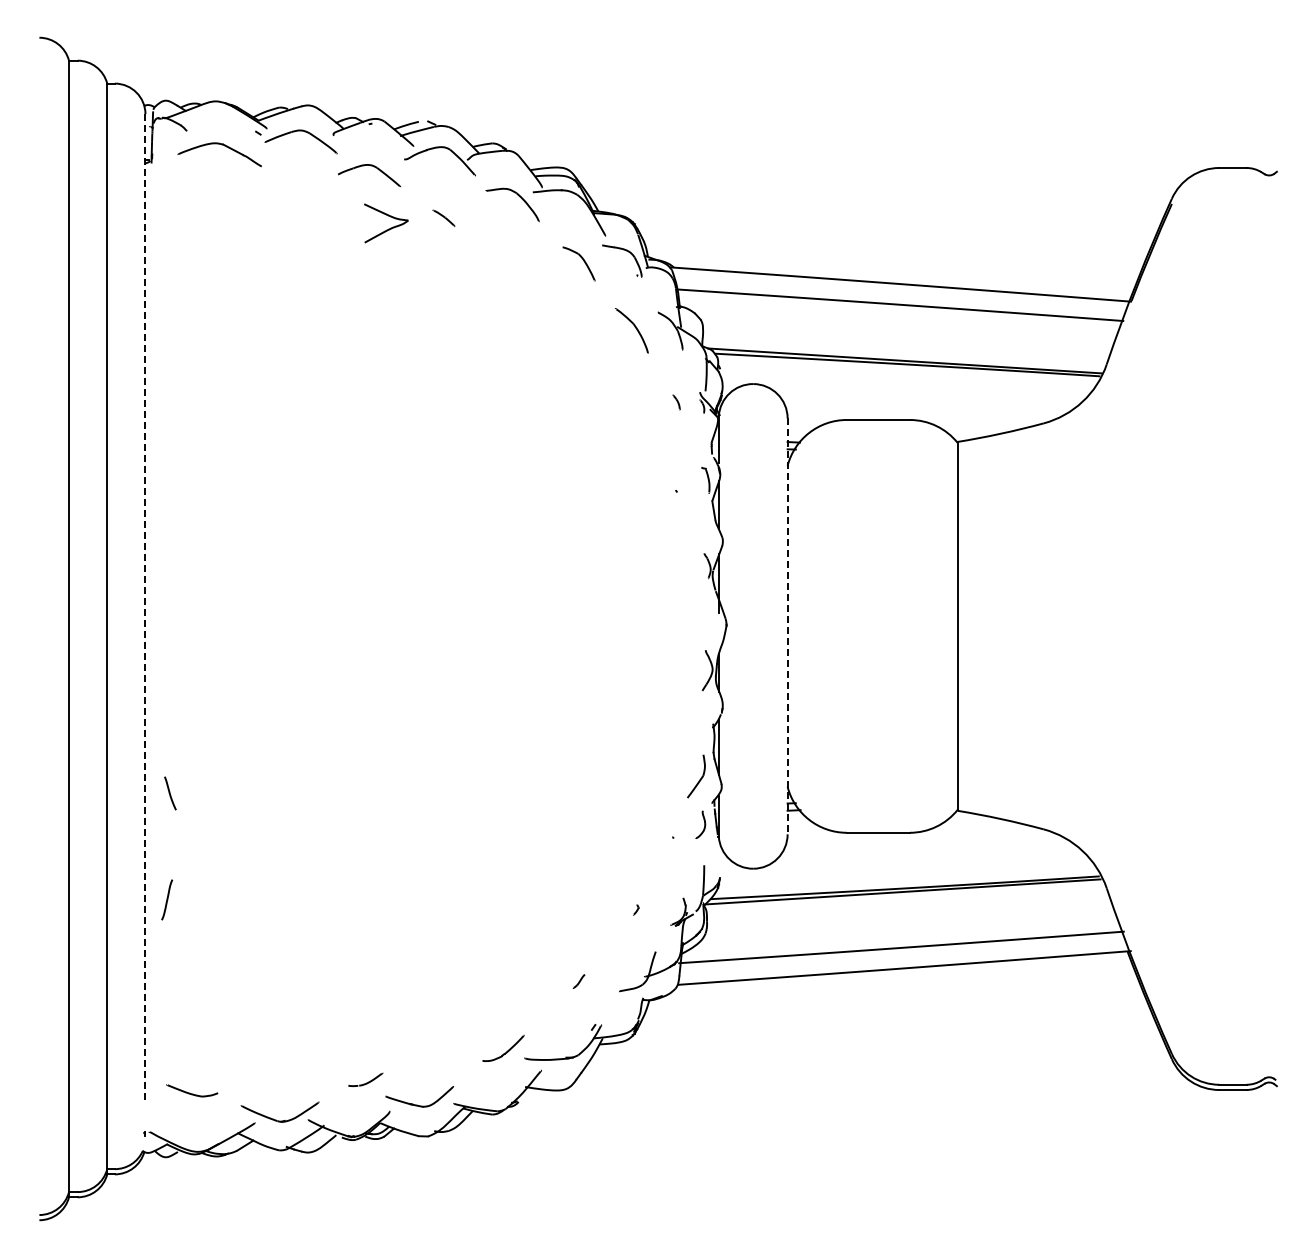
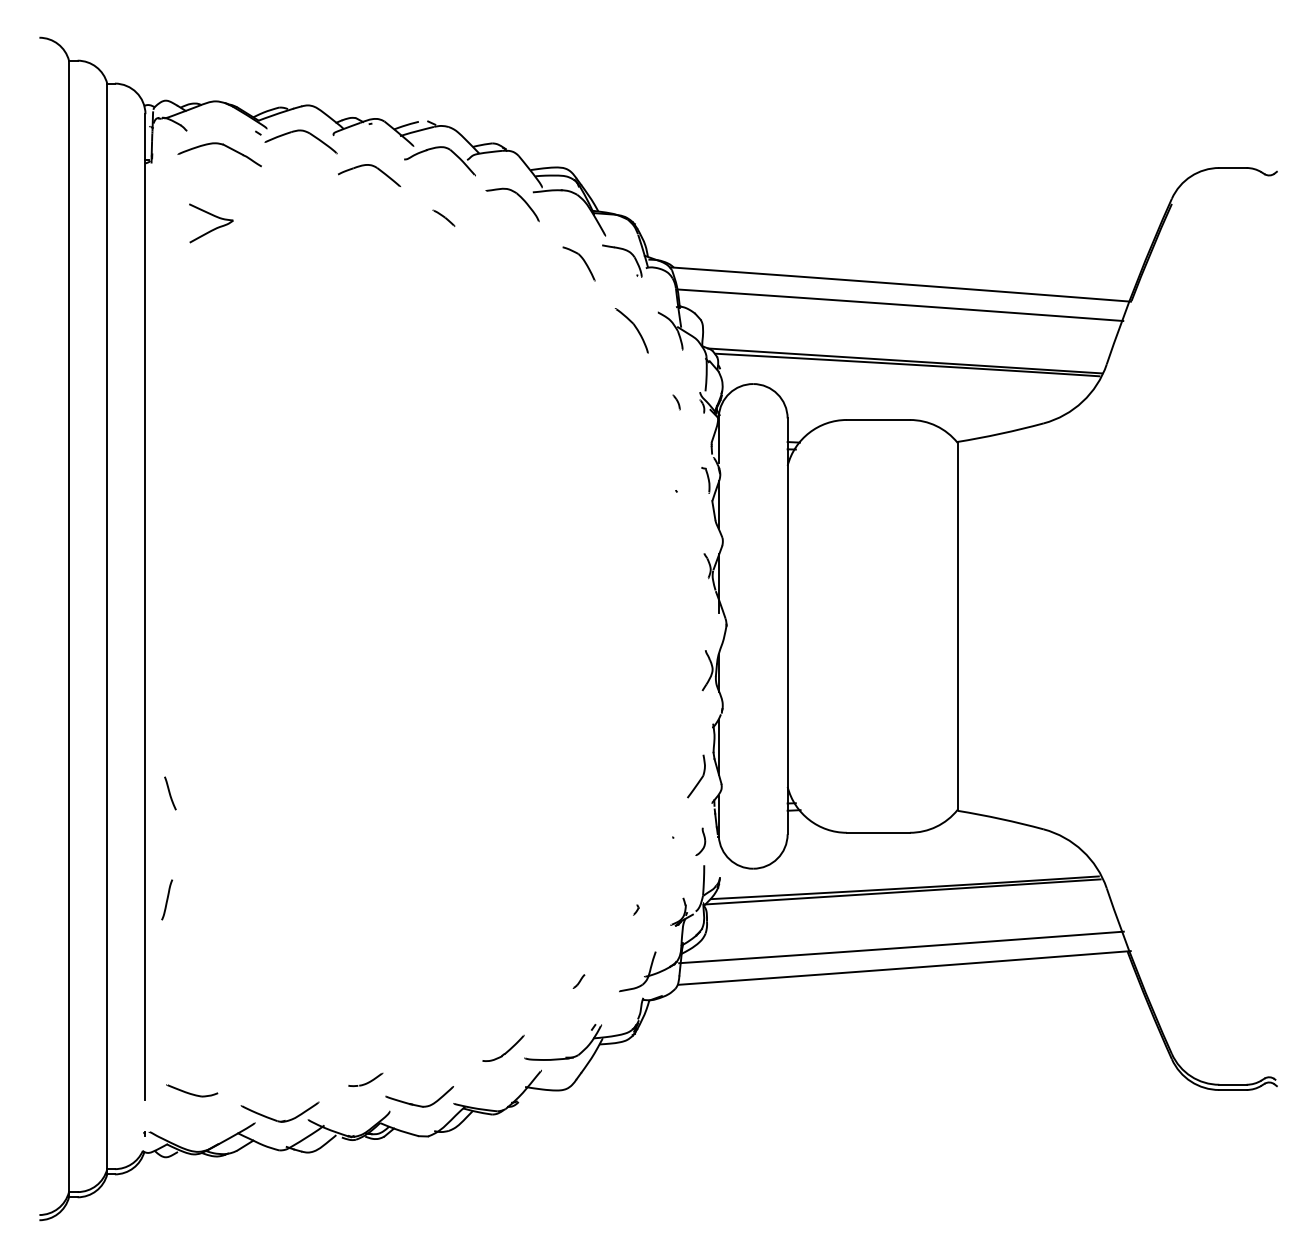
part position: (386, 223) -> (211, 223) (211, 223)
line: dashed -> solid (145, 607)
line: dashed -> solid (787, 626)
part position: (700, 824) -> (700, 841) (700, 841)
